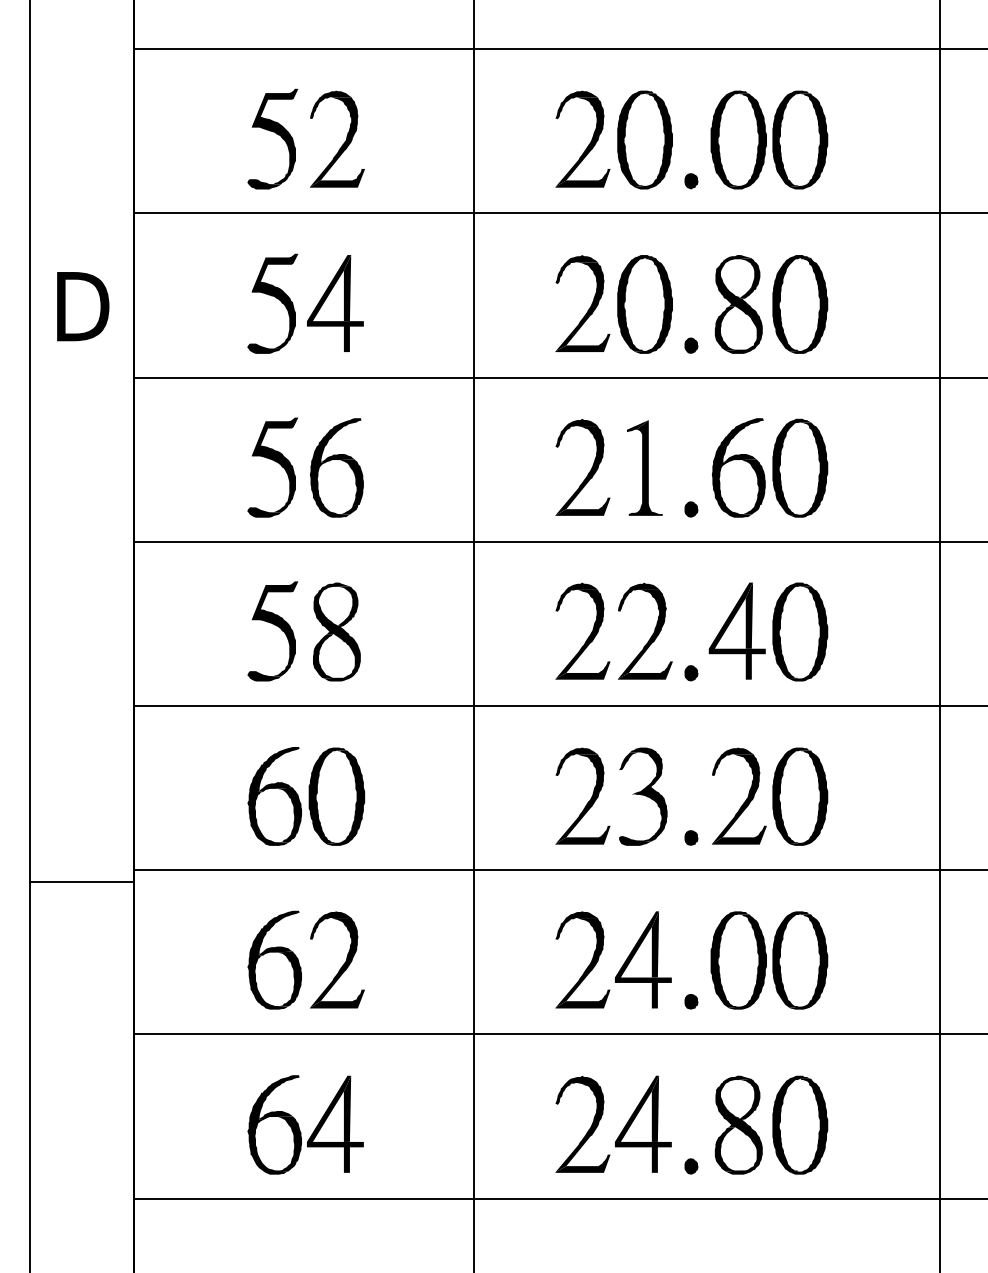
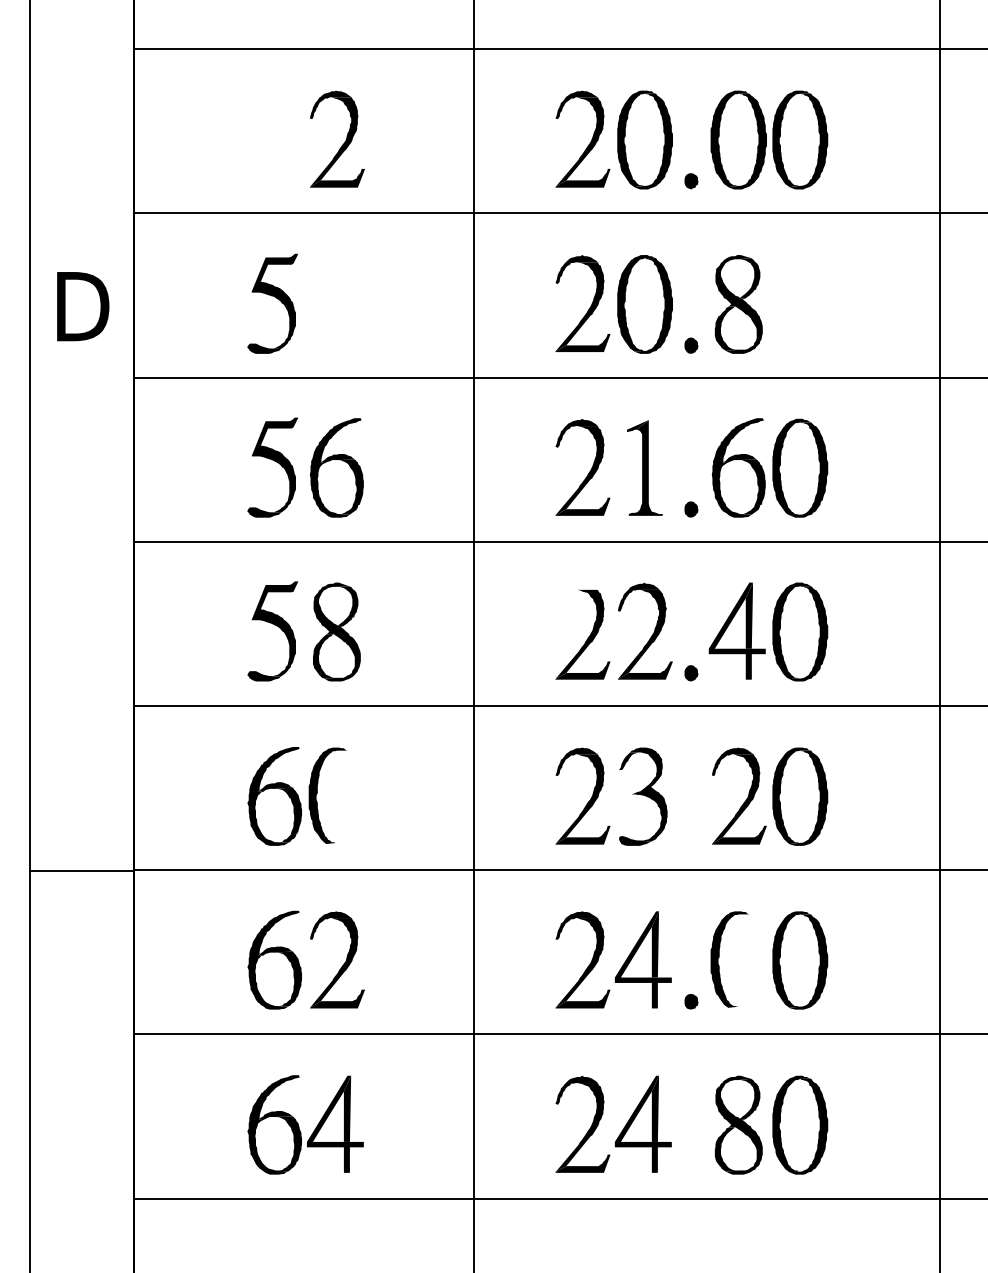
part: present -> none (272, 138)
part: present -> none (335, 303)
part: present -> none (800, 304)
fill: present -> none (576, 596)
fill: present -> none (345, 797)
part: present -> none (691, 837)
line position: (81, 882) -> (81, 871) (81, 871)
fill: present -> none (747, 961)
part: present -> none (691, 1166)
